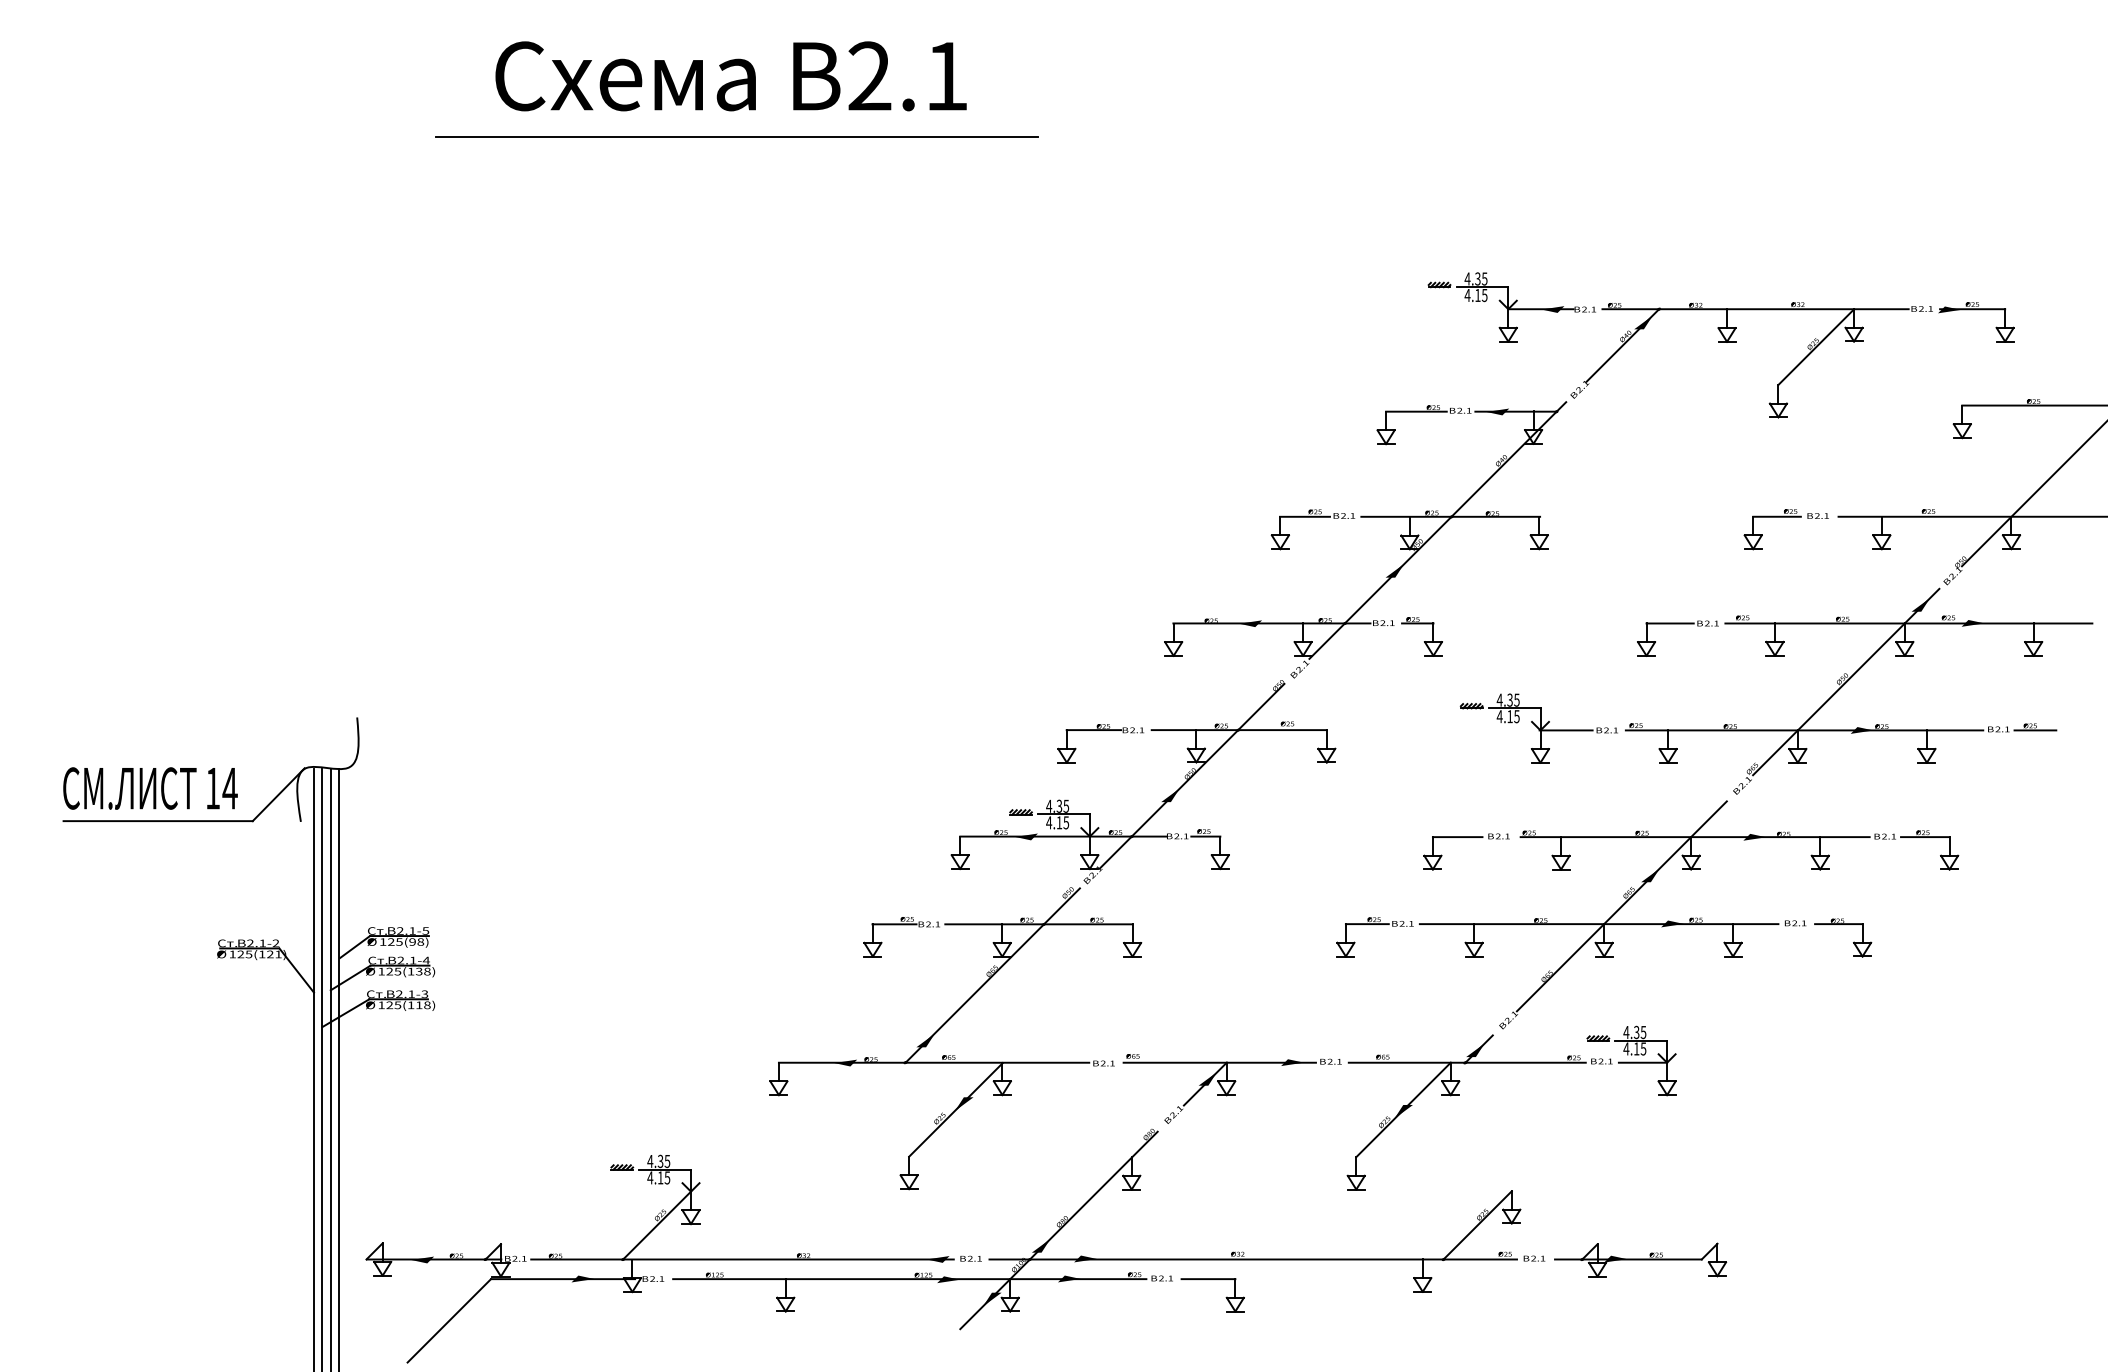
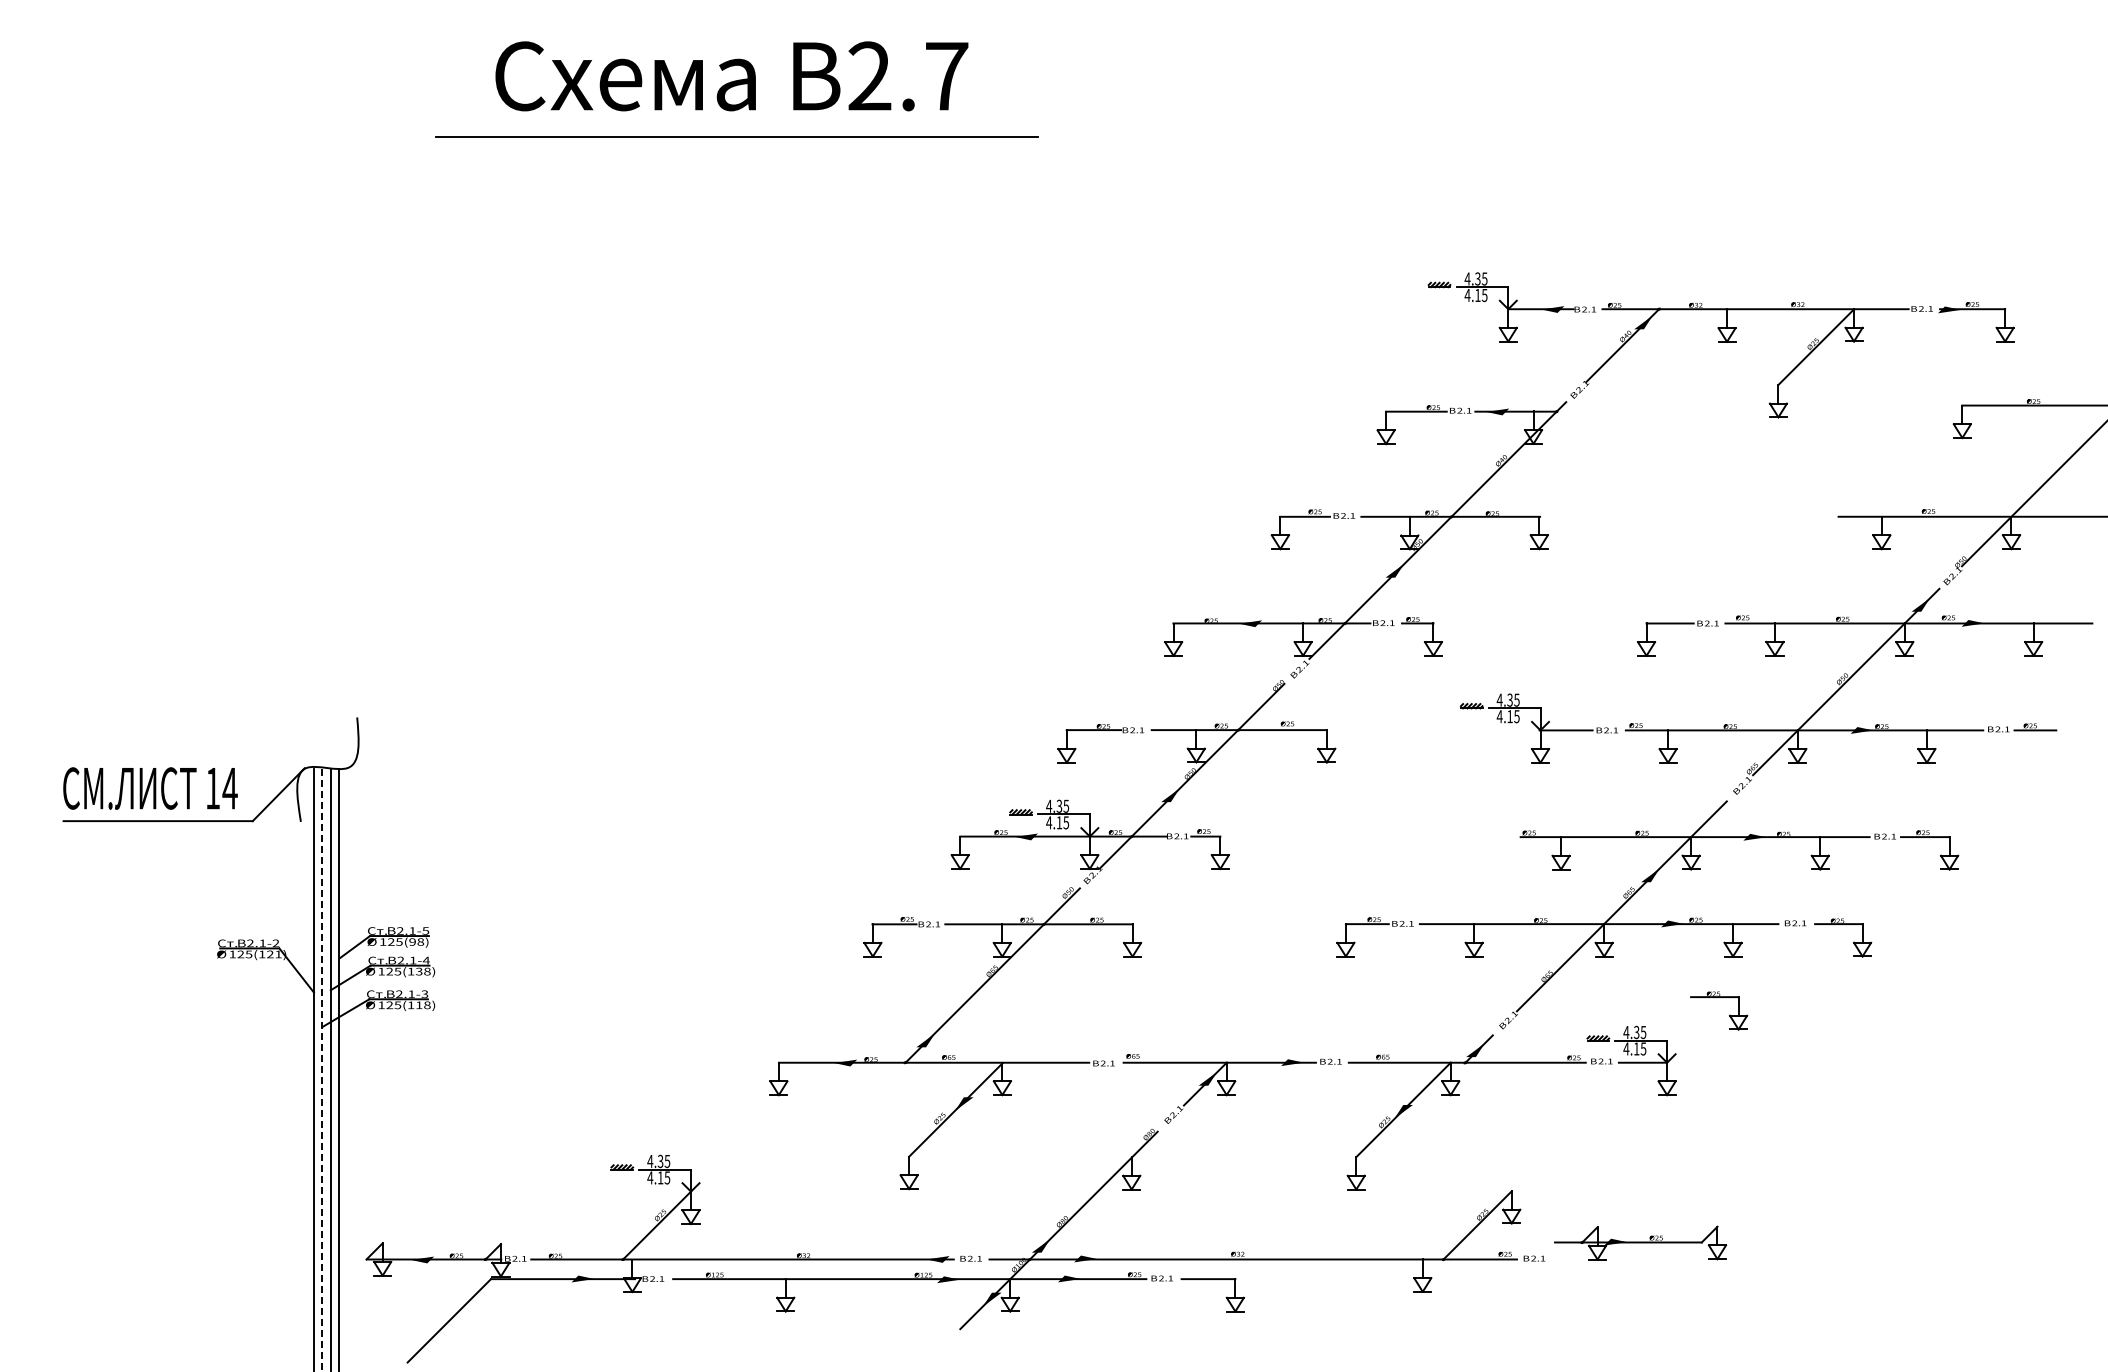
text: 2.1 -> 2.7 (947, 76)
part: present -> none (1785, 517)
part: present -> none (1466, 837)
part: none -> present (1729, 1015)
line: solid -> dashed (322, 1070)
part position: (1640, 1259) -> (1640, 1242) (1640, 1242)
